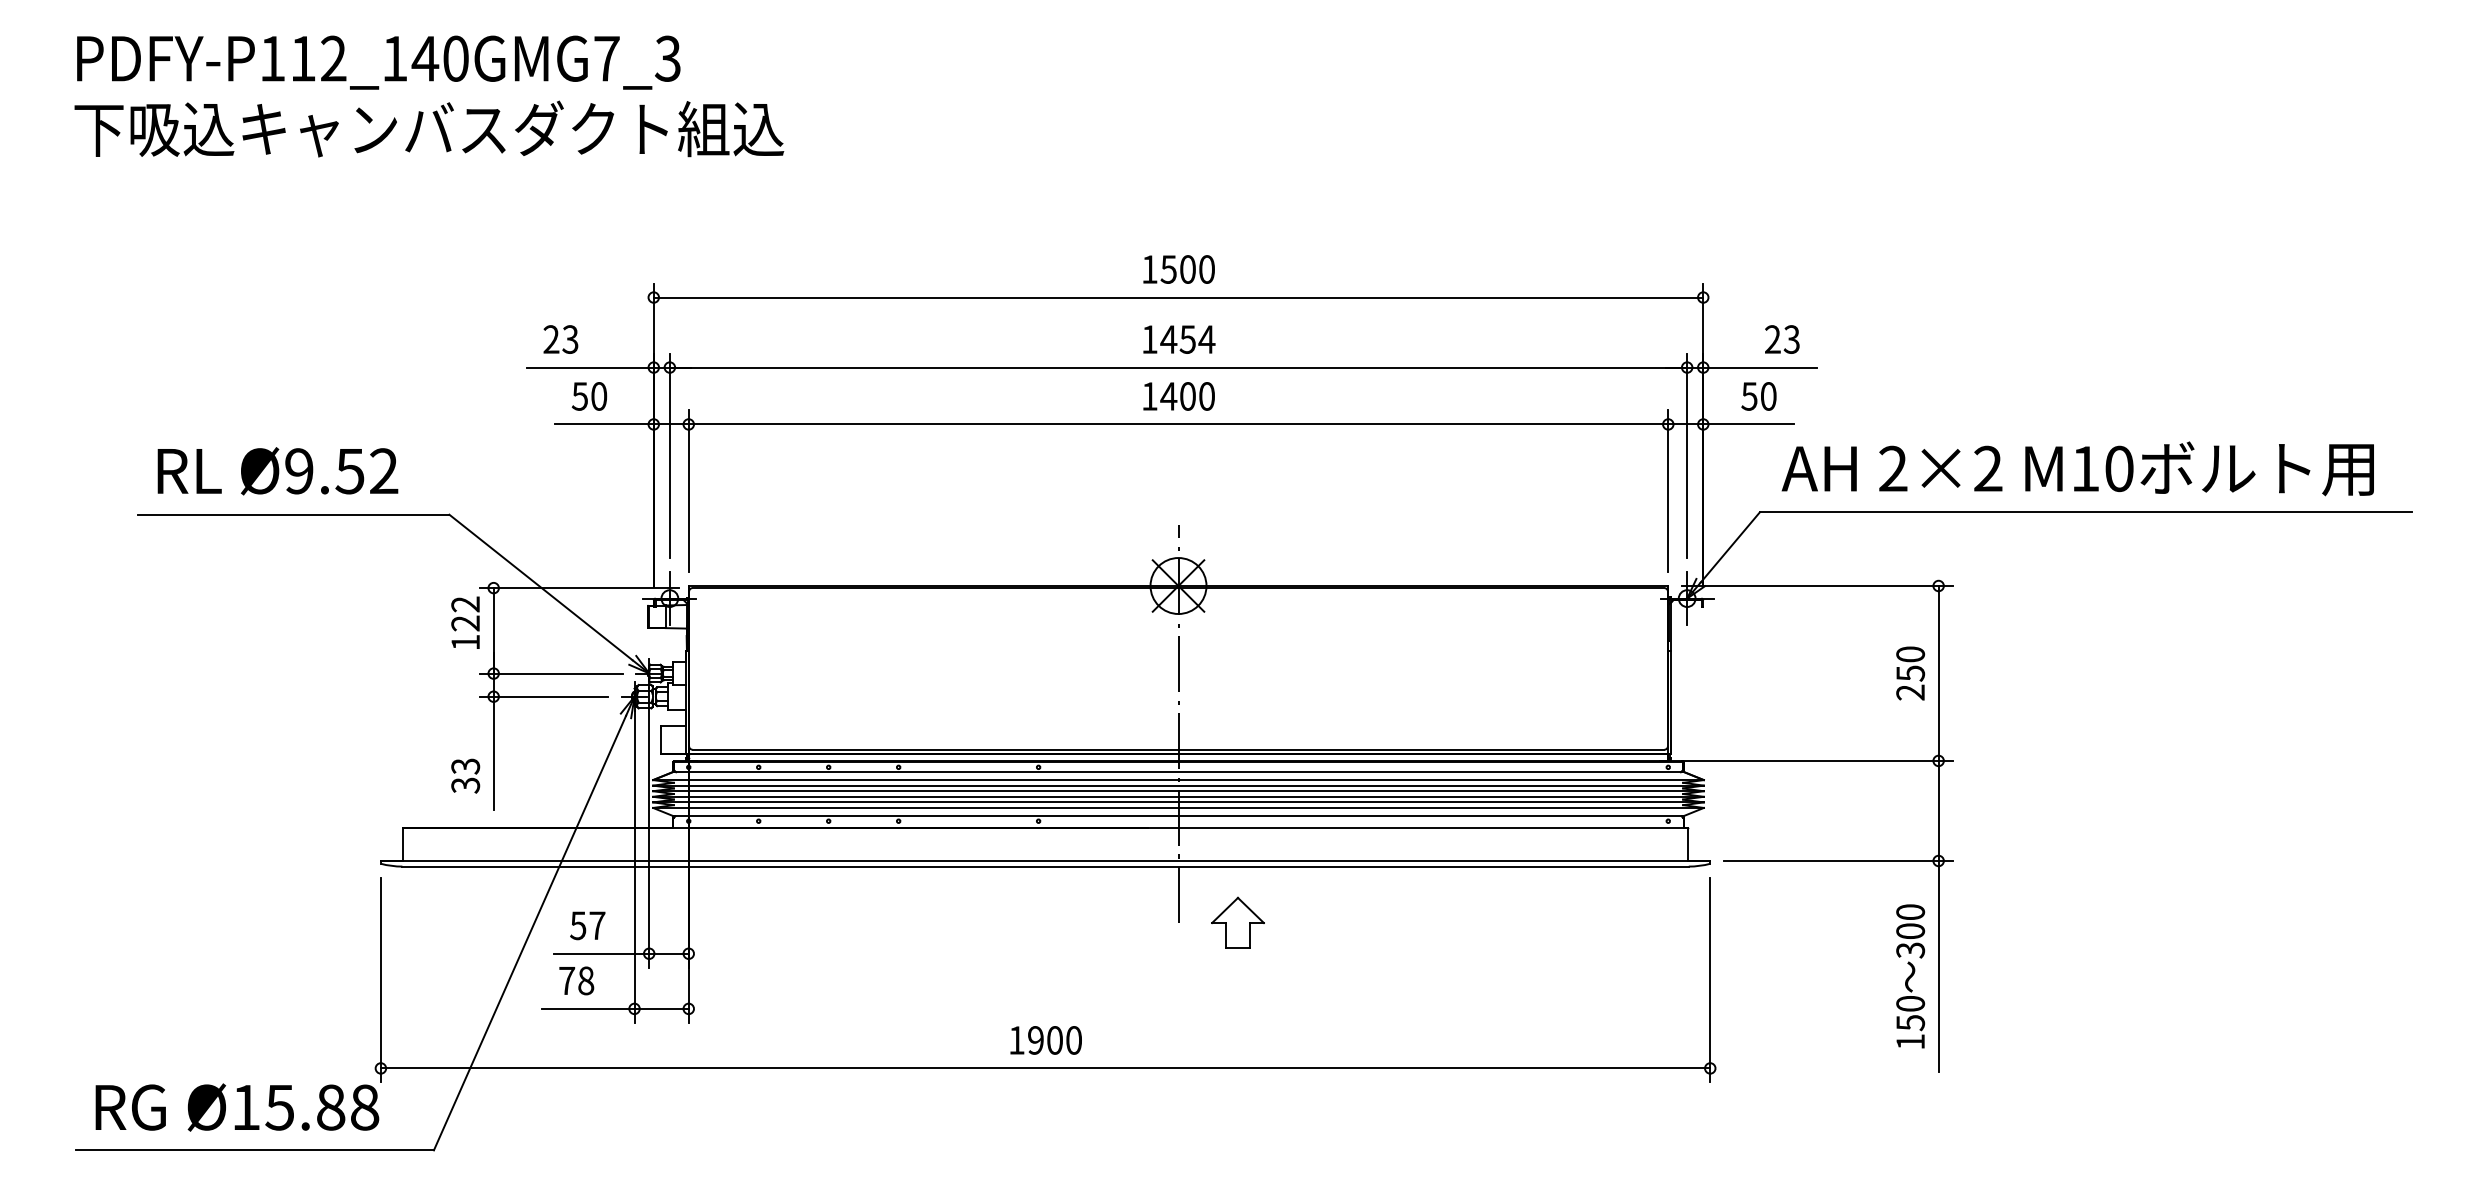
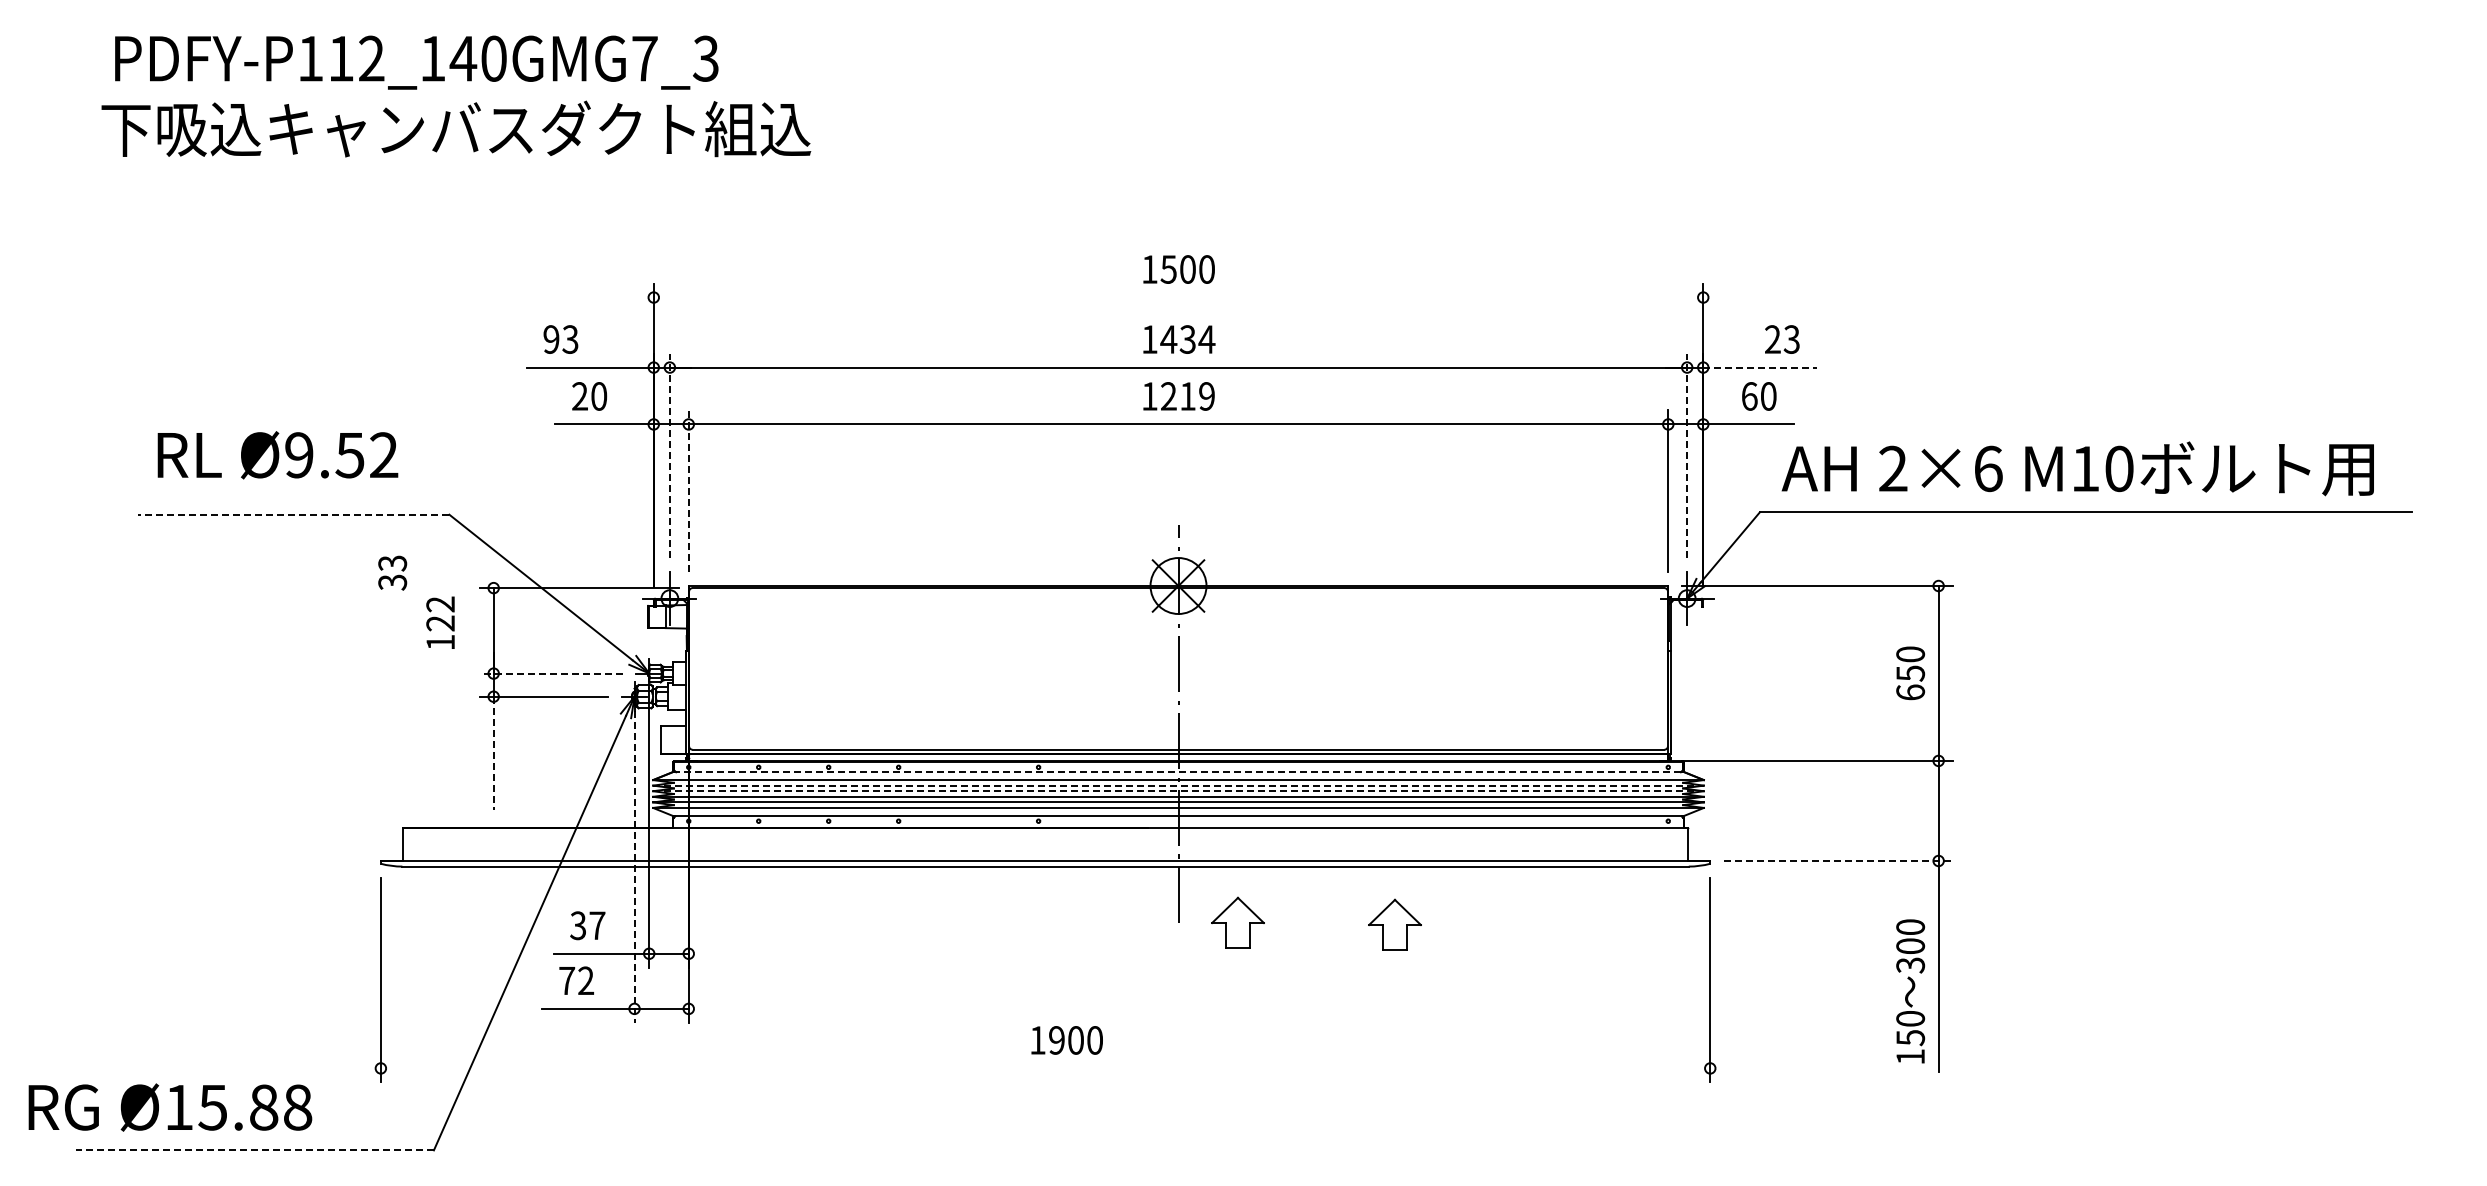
text position: (378, 62) -> (416, 62) (416, 62)
text position: (429, 128) -> (456, 128) (456, 128)
line: present -> none (1178, 297)
text: 23 -> 93 (551, 339)
text: 1454 -> 1434 (1187, 339)
line: solid -> dashed (1760, 367)
text: 50 -> 20 (579, 396)
text: 1400 -> 1219 (1187, 396)
text: 50 -> 60 (1749, 396)
line: solid -> dashed (669, 455)
line: solid -> dashed (1687, 455)
text: 2×2 -> 2×6 (1988, 468)
text position: (277, 471) -> (277, 455) (277, 455)
line: solid -> dashed (688, 491)
line: solid -> dashed (293, 514)
text position: (465, 622) -> (440, 622) (440, 622)
line: solid -> dashed (550, 673)
text: 250 -> 650 (1910, 692)
line: solid -> dashed (493, 753)
line: solid -> dashed (1178, 772)
text position: (465, 775) -> (392, 572) (392, 572)
line: solid -> dashed (1179, 785)
line: solid -> dashed (1179, 791)
line: solid -> dashed (1838, 860)
line: solid -> dashed (634, 867)
part: none -> present (1394, 924)
text: 57 -> 37 (578, 925)
text position: (1910, 976) -> (1910, 991) (1910, 991)
text: 78 -> 72 (586, 980)
text position: (1045, 1040) -> (1066, 1040) (1066, 1040)
line: present -> none (1045, 1068)
text position: (237, 1107) -> (170, 1107) (170, 1107)
line: solid -> dashed (255, 1150)
